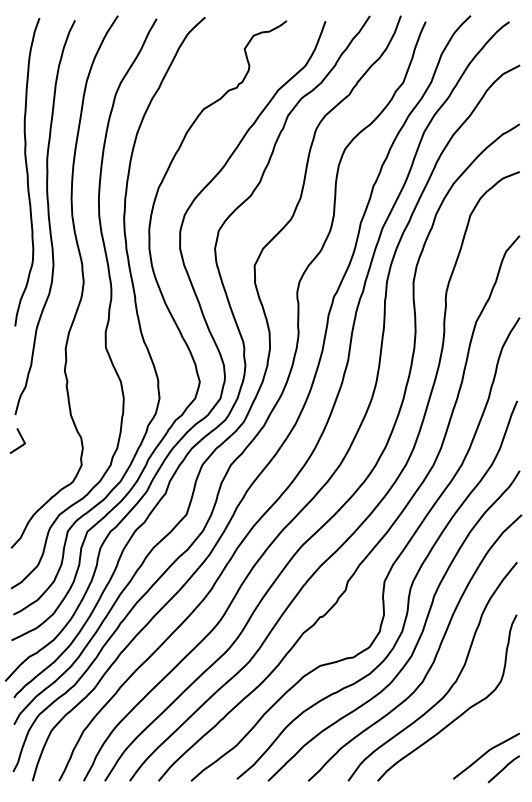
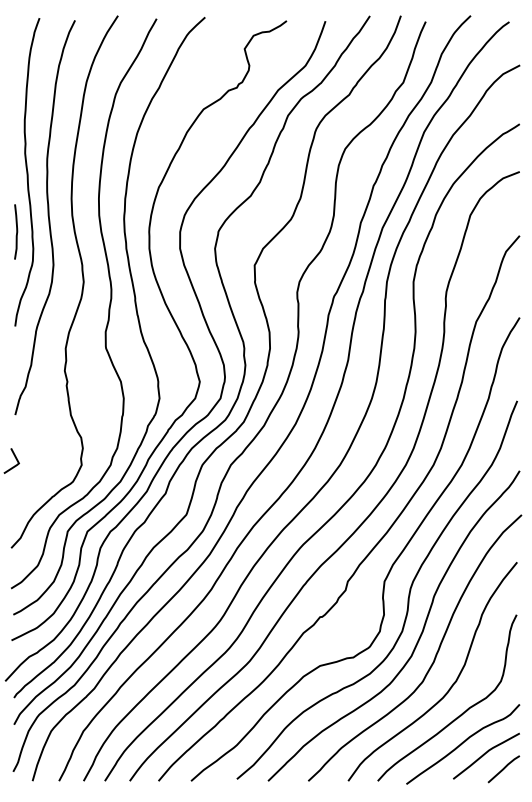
curve: none -> present (16, 231)
line position: (21, 439) -> (15, 459) (15, 459)
curve: none -> present (463, 743)
